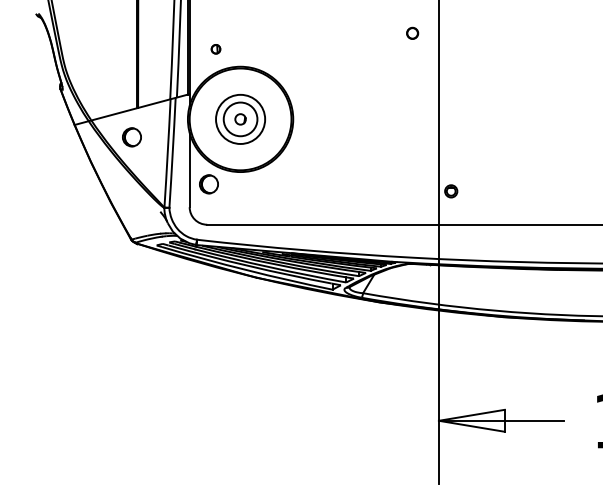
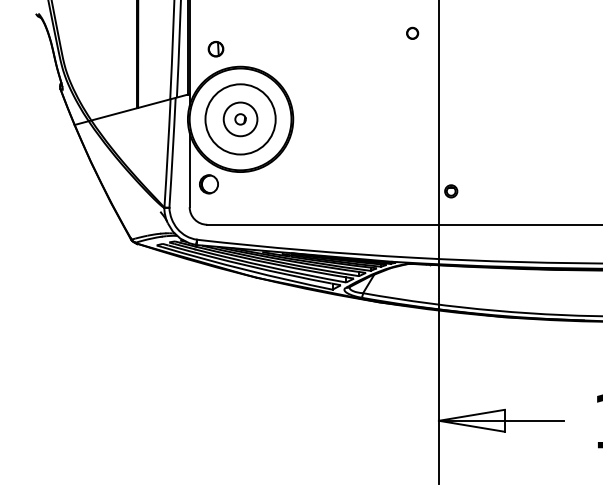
part size: 12x11 px -> 18x17 px (215, 49)
circle diameter: 49 px -> 70 px (240, 119)
part: present -> none (131, 137)
